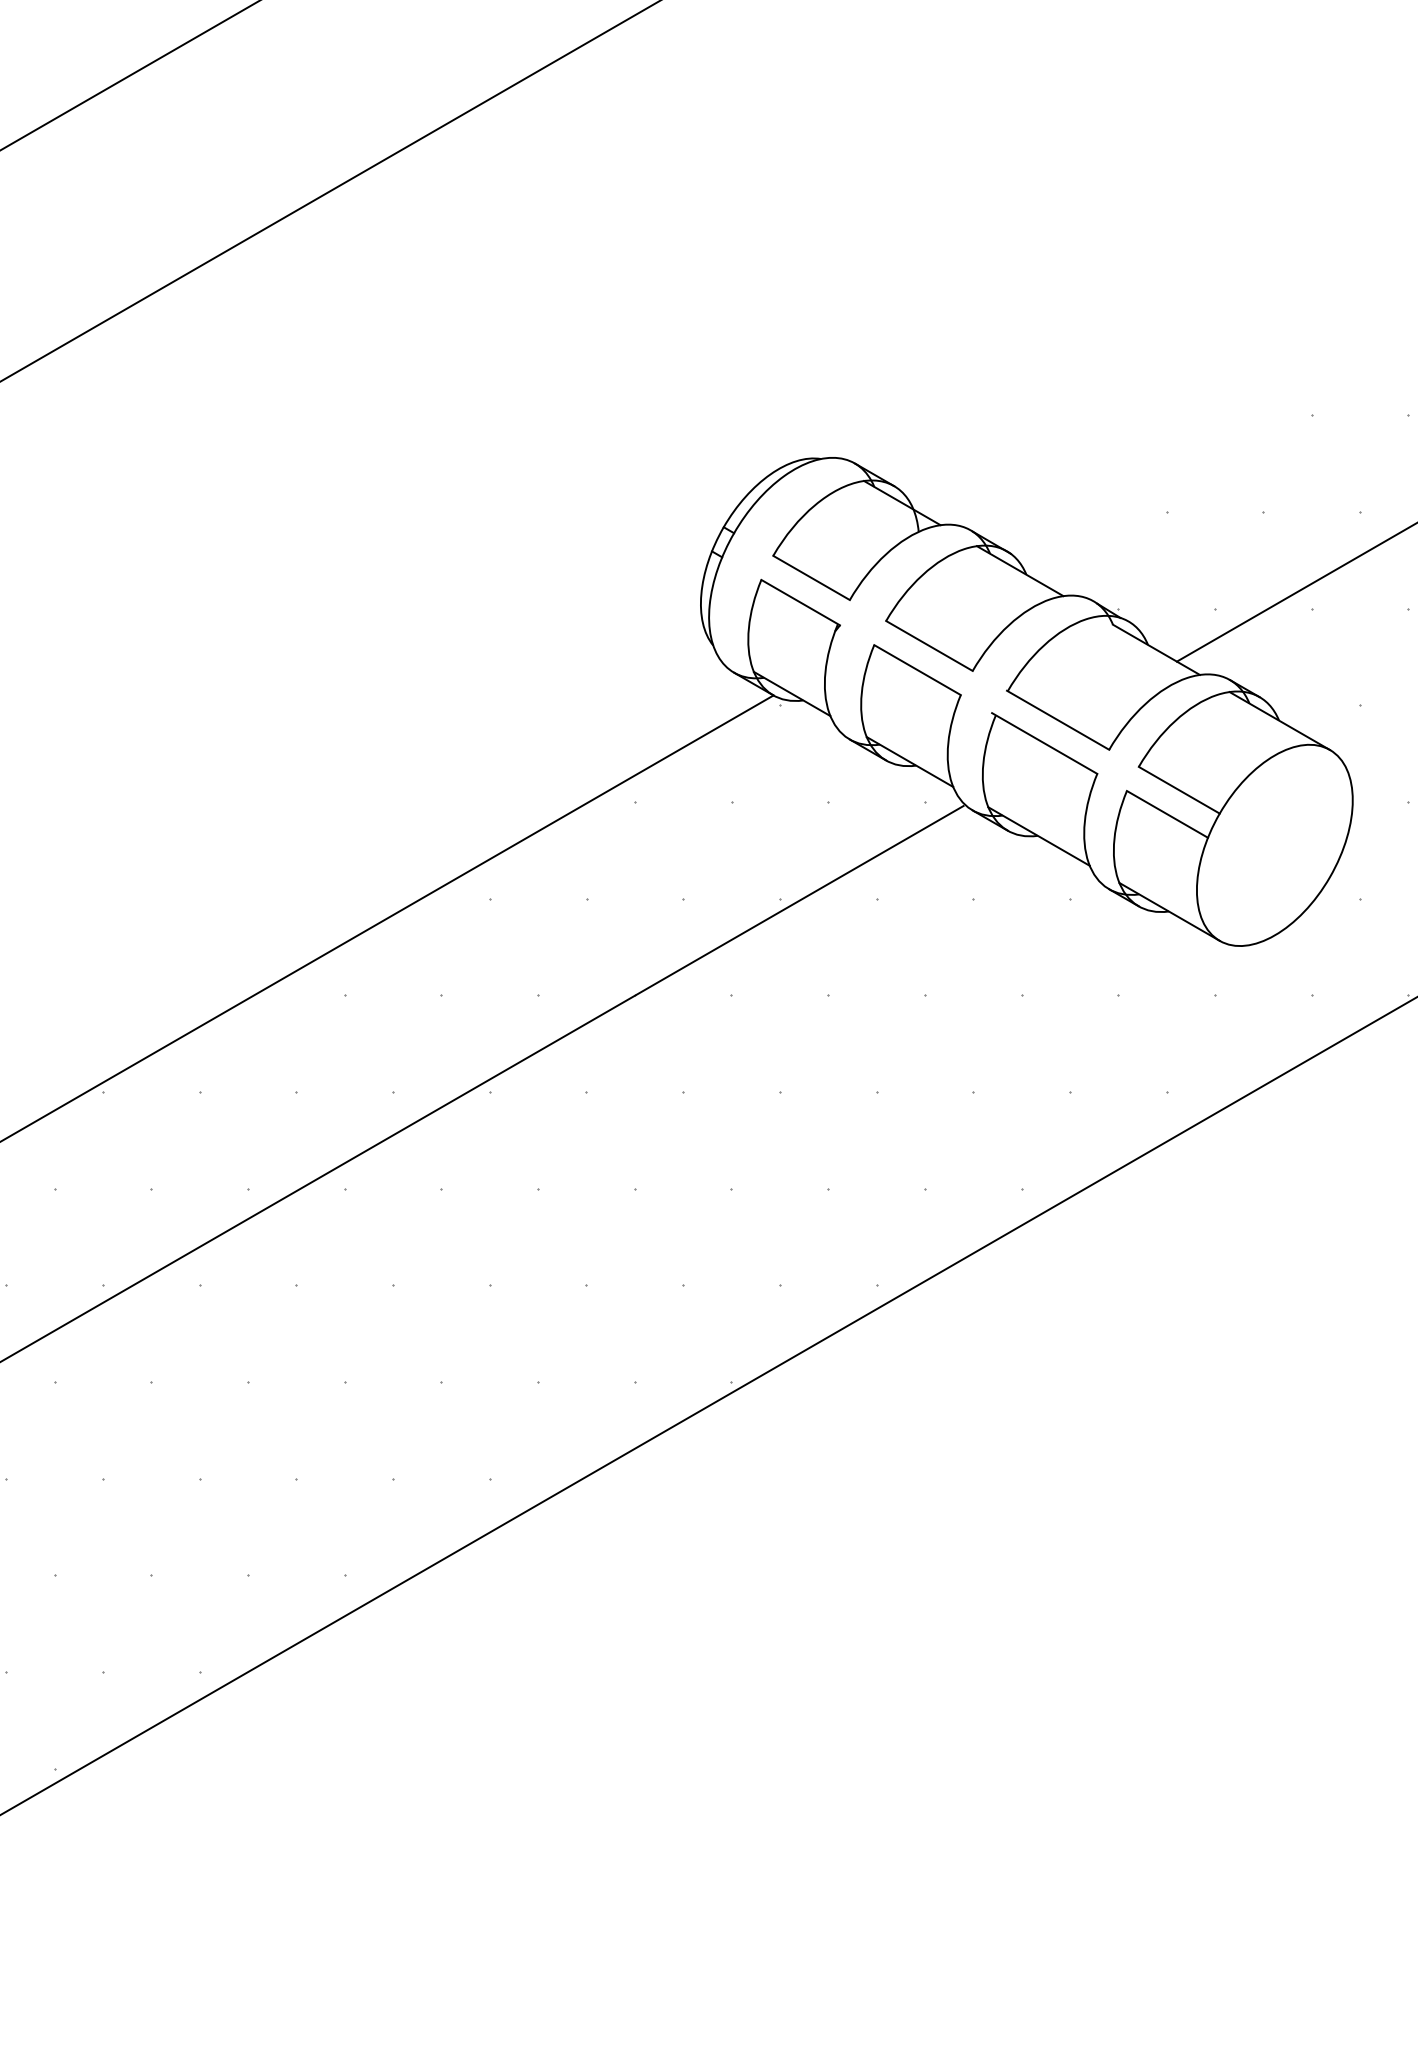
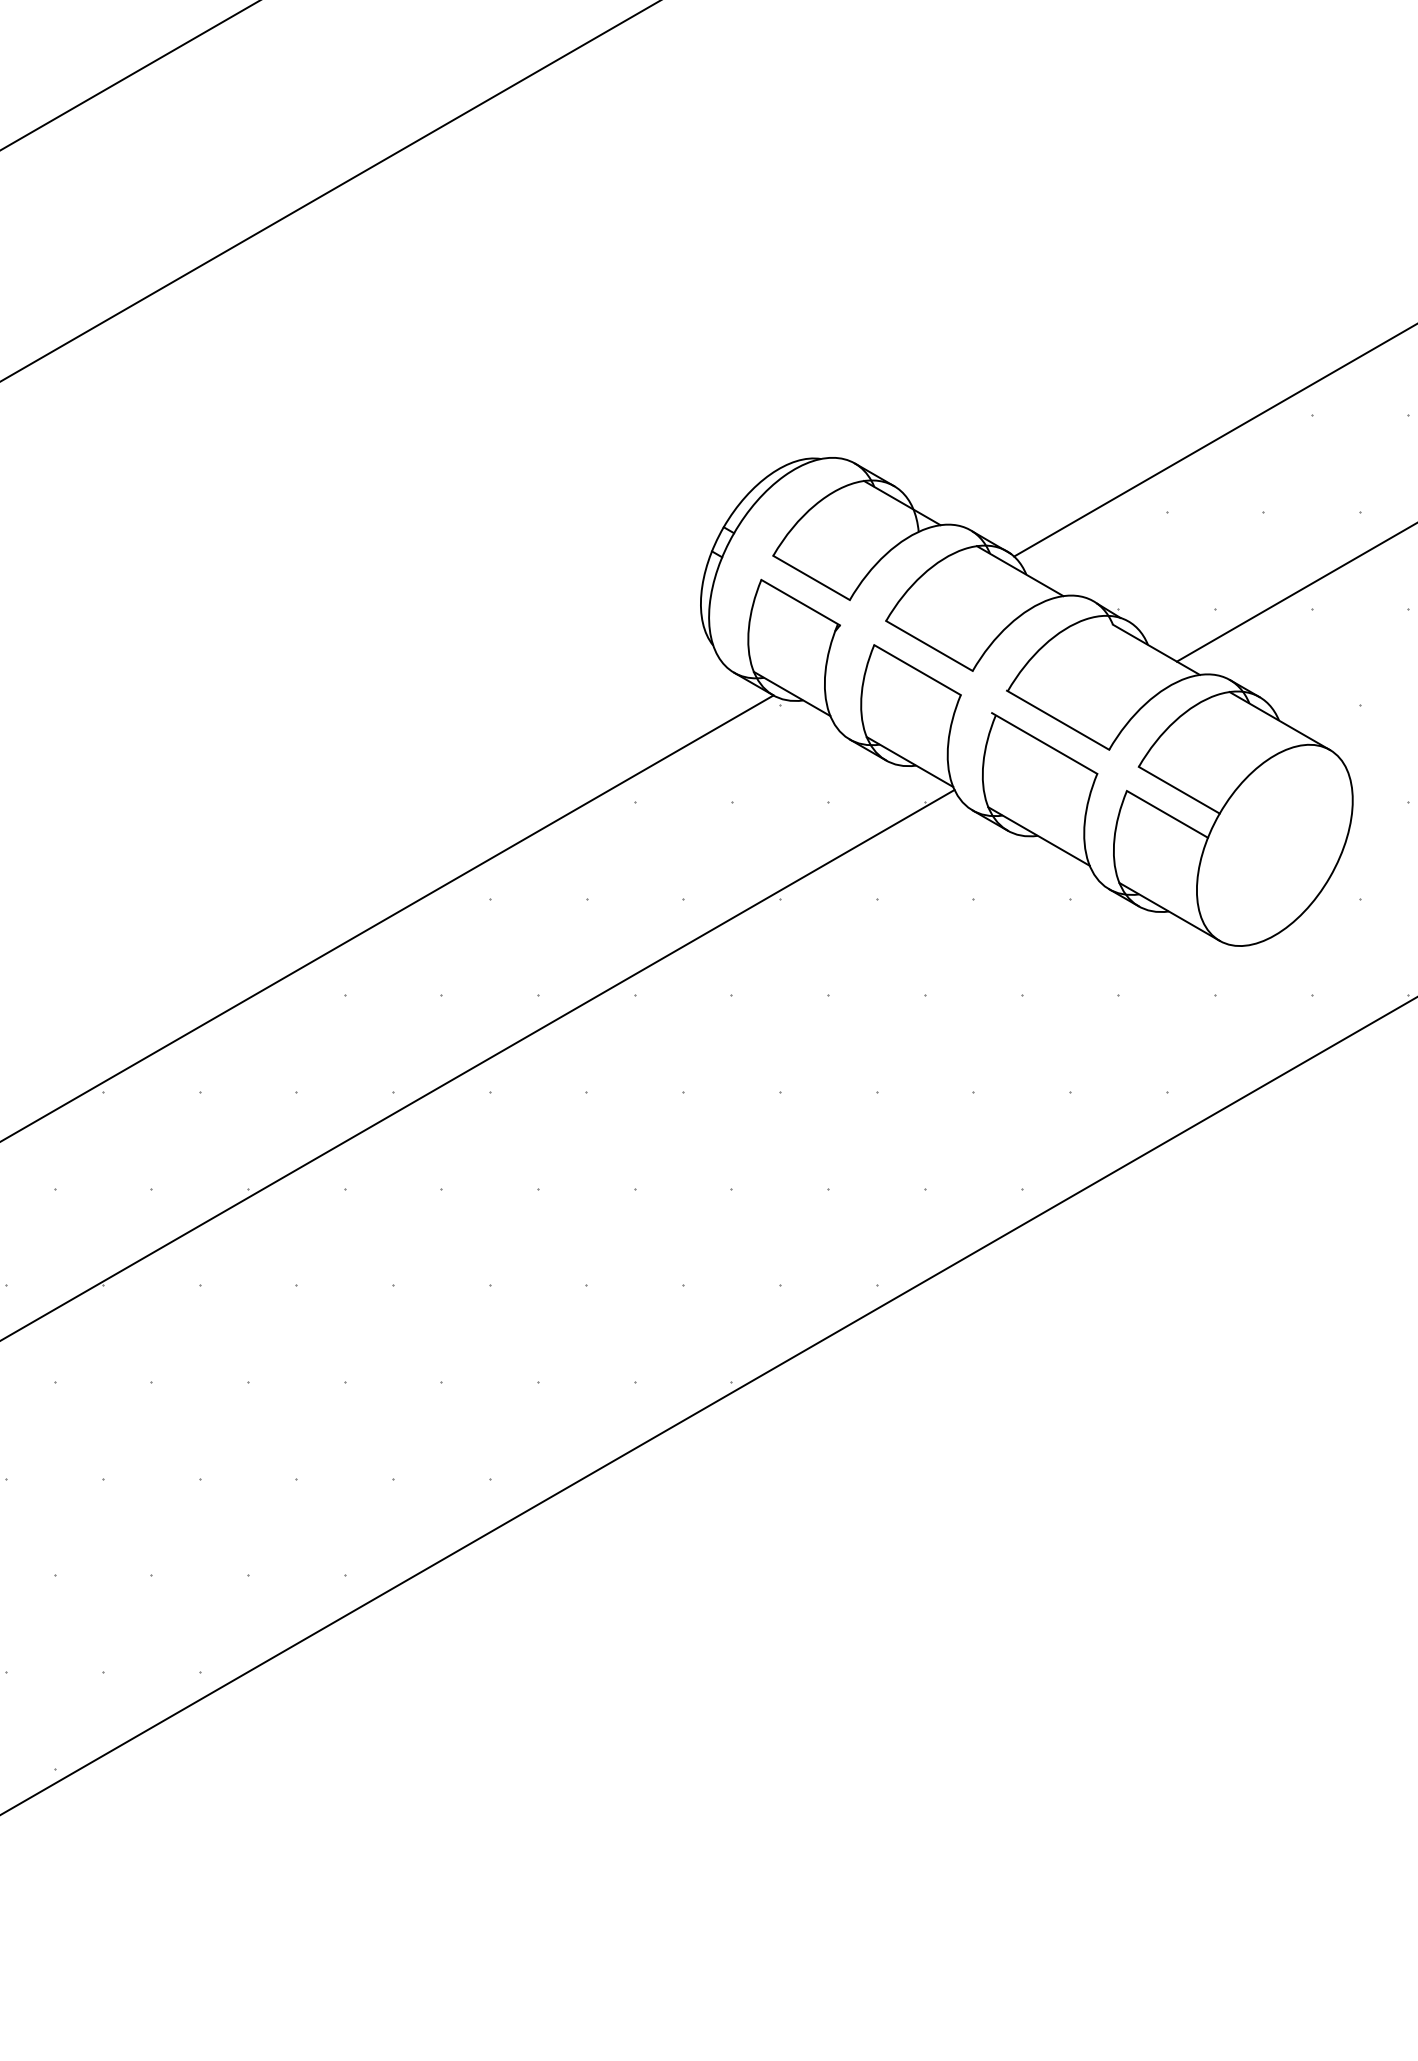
line: none -> present (1214, 440)
line position: (482, 1082) -> (478, 1064) (478, 1064)
